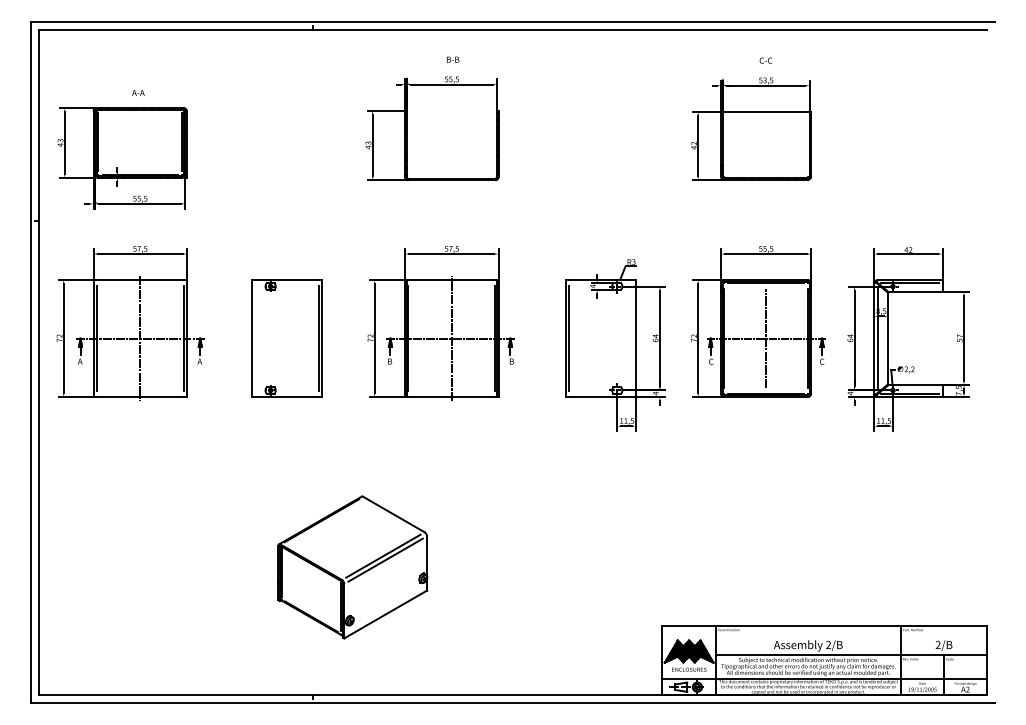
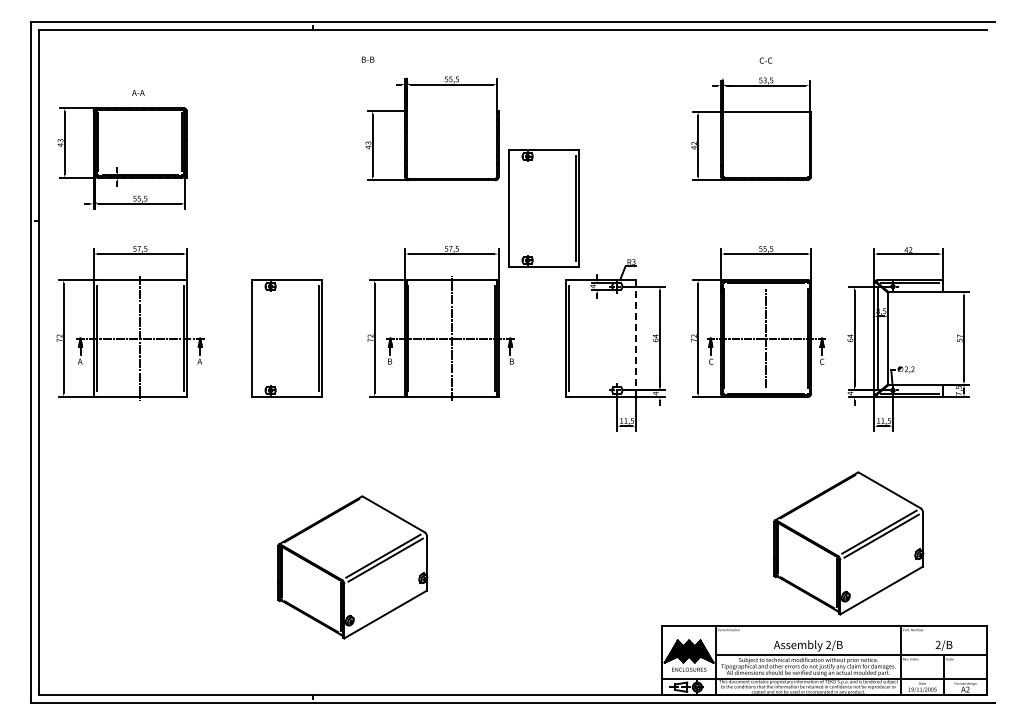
text position: (452, 59) -> (367, 59) (367, 59)
part: none -> present (543, 208)
line: solid -> dashed (635, 338)
part: none -> present (848, 543)
